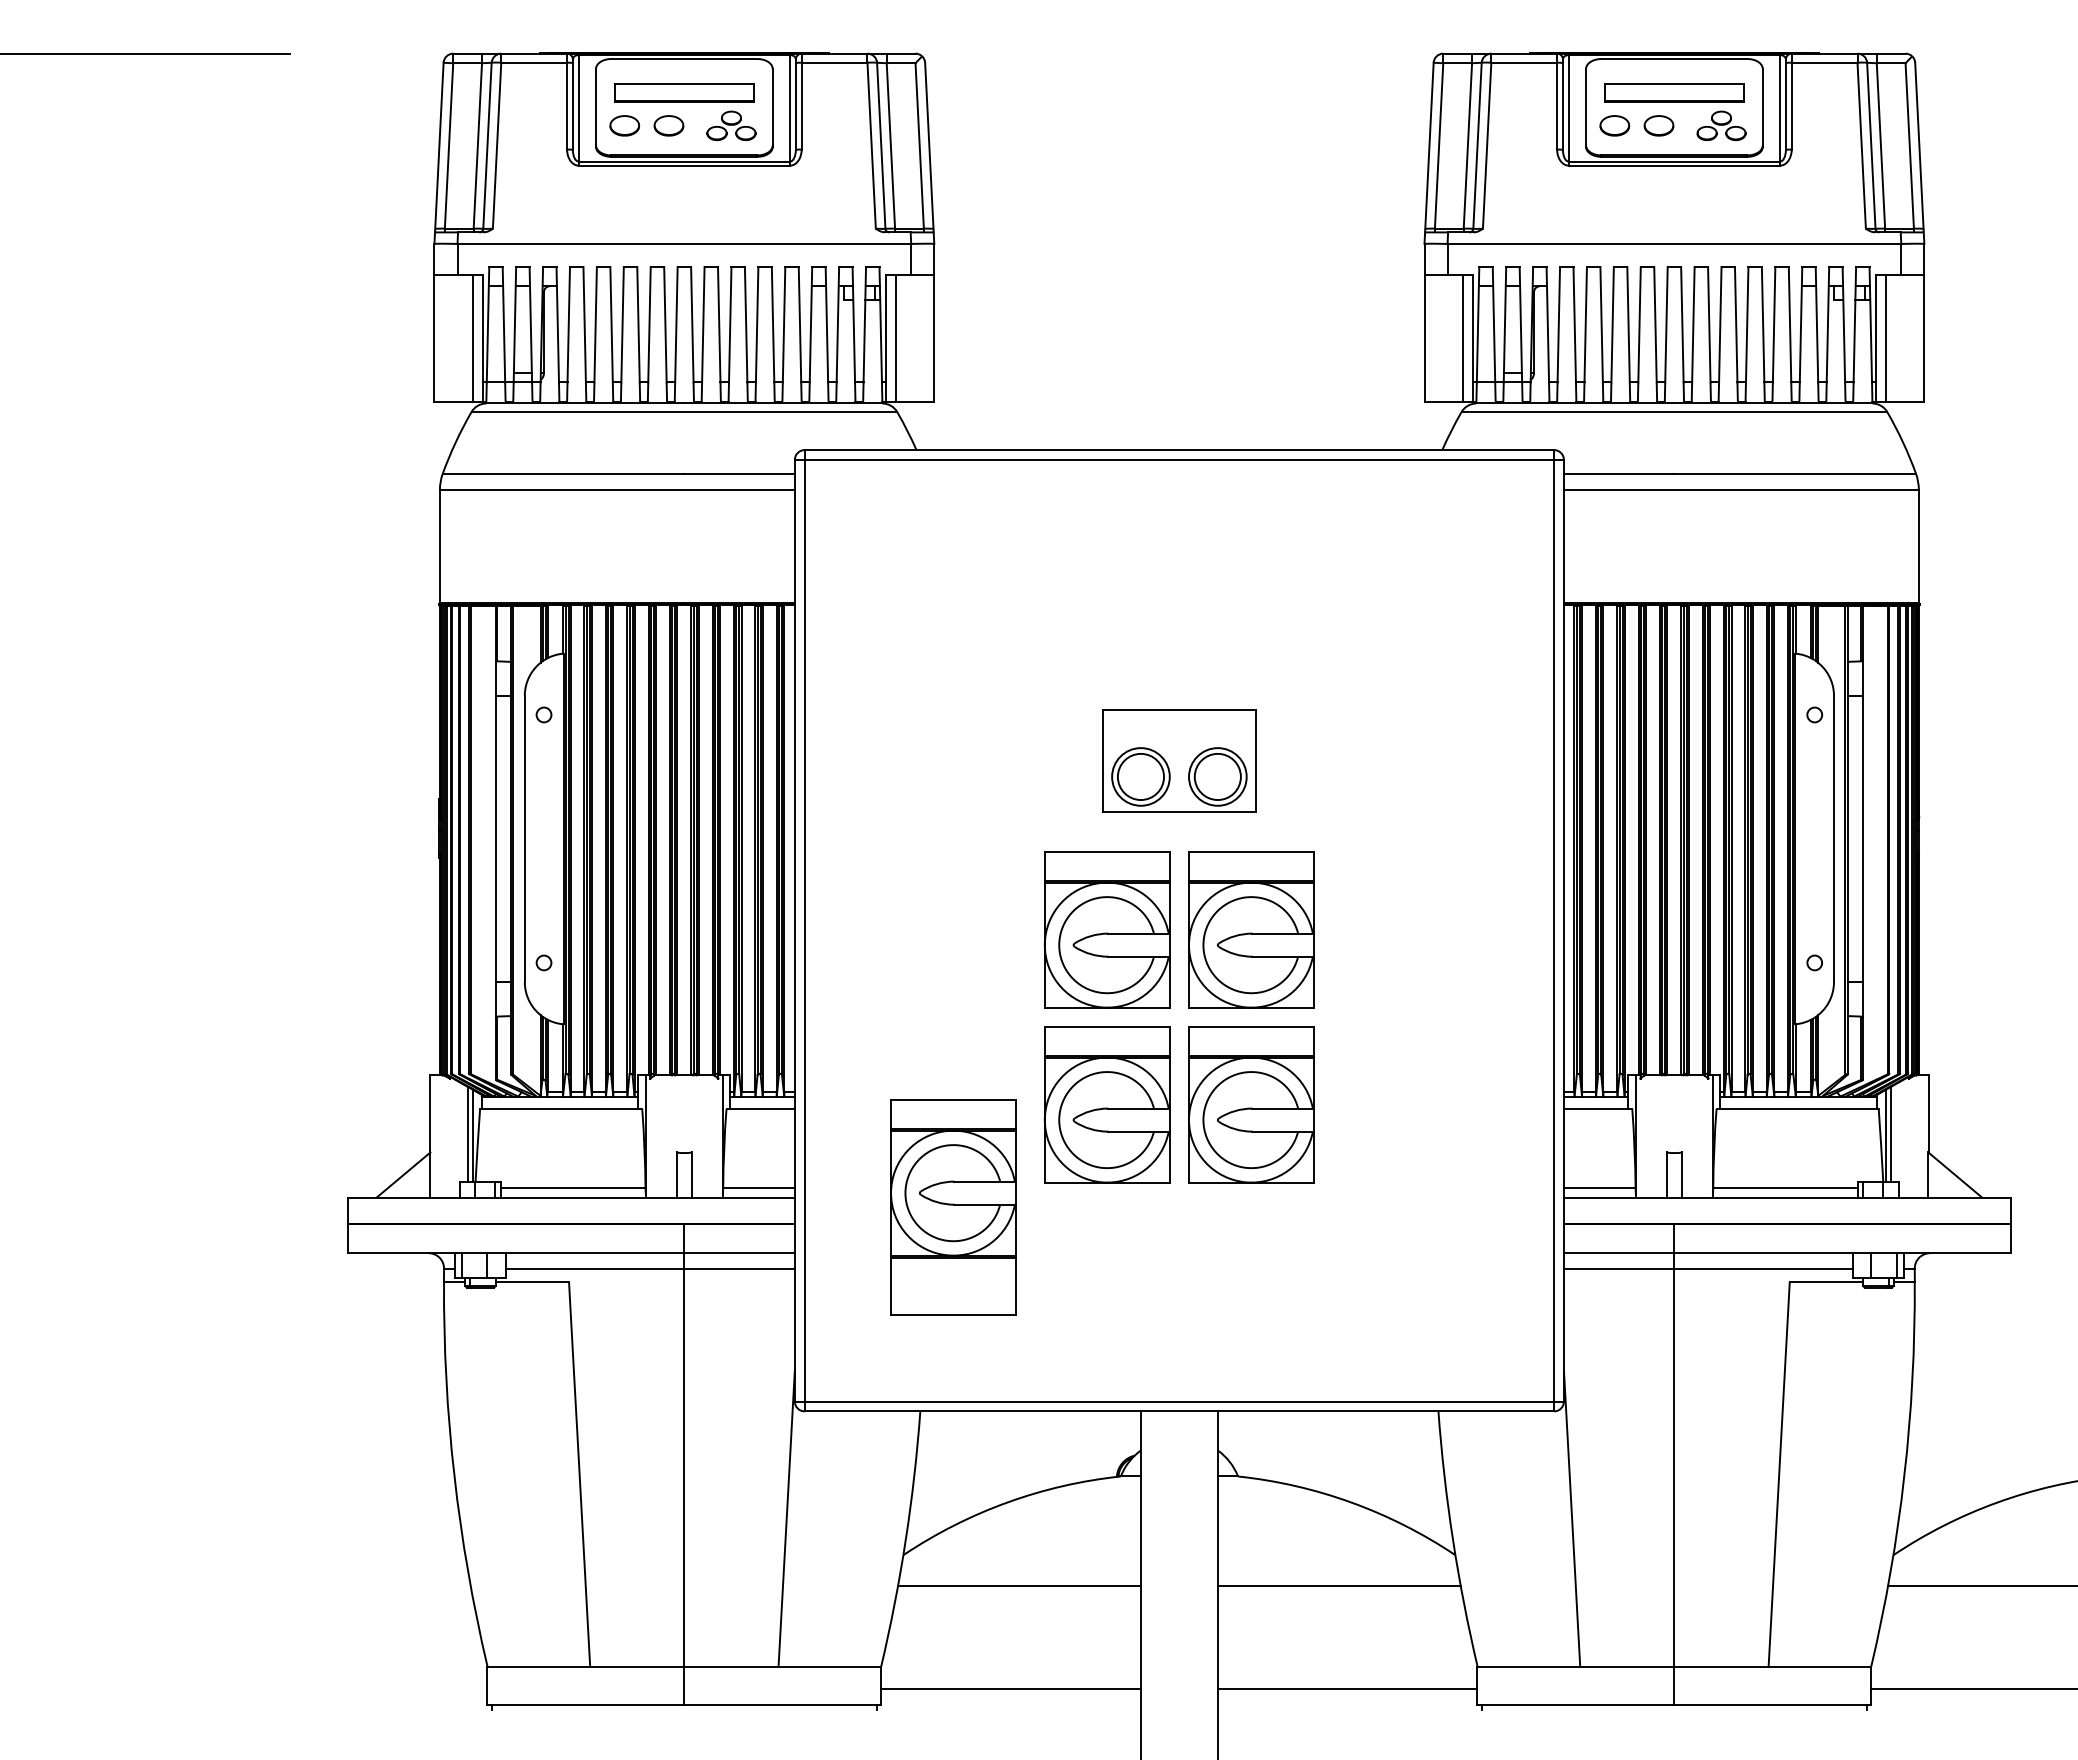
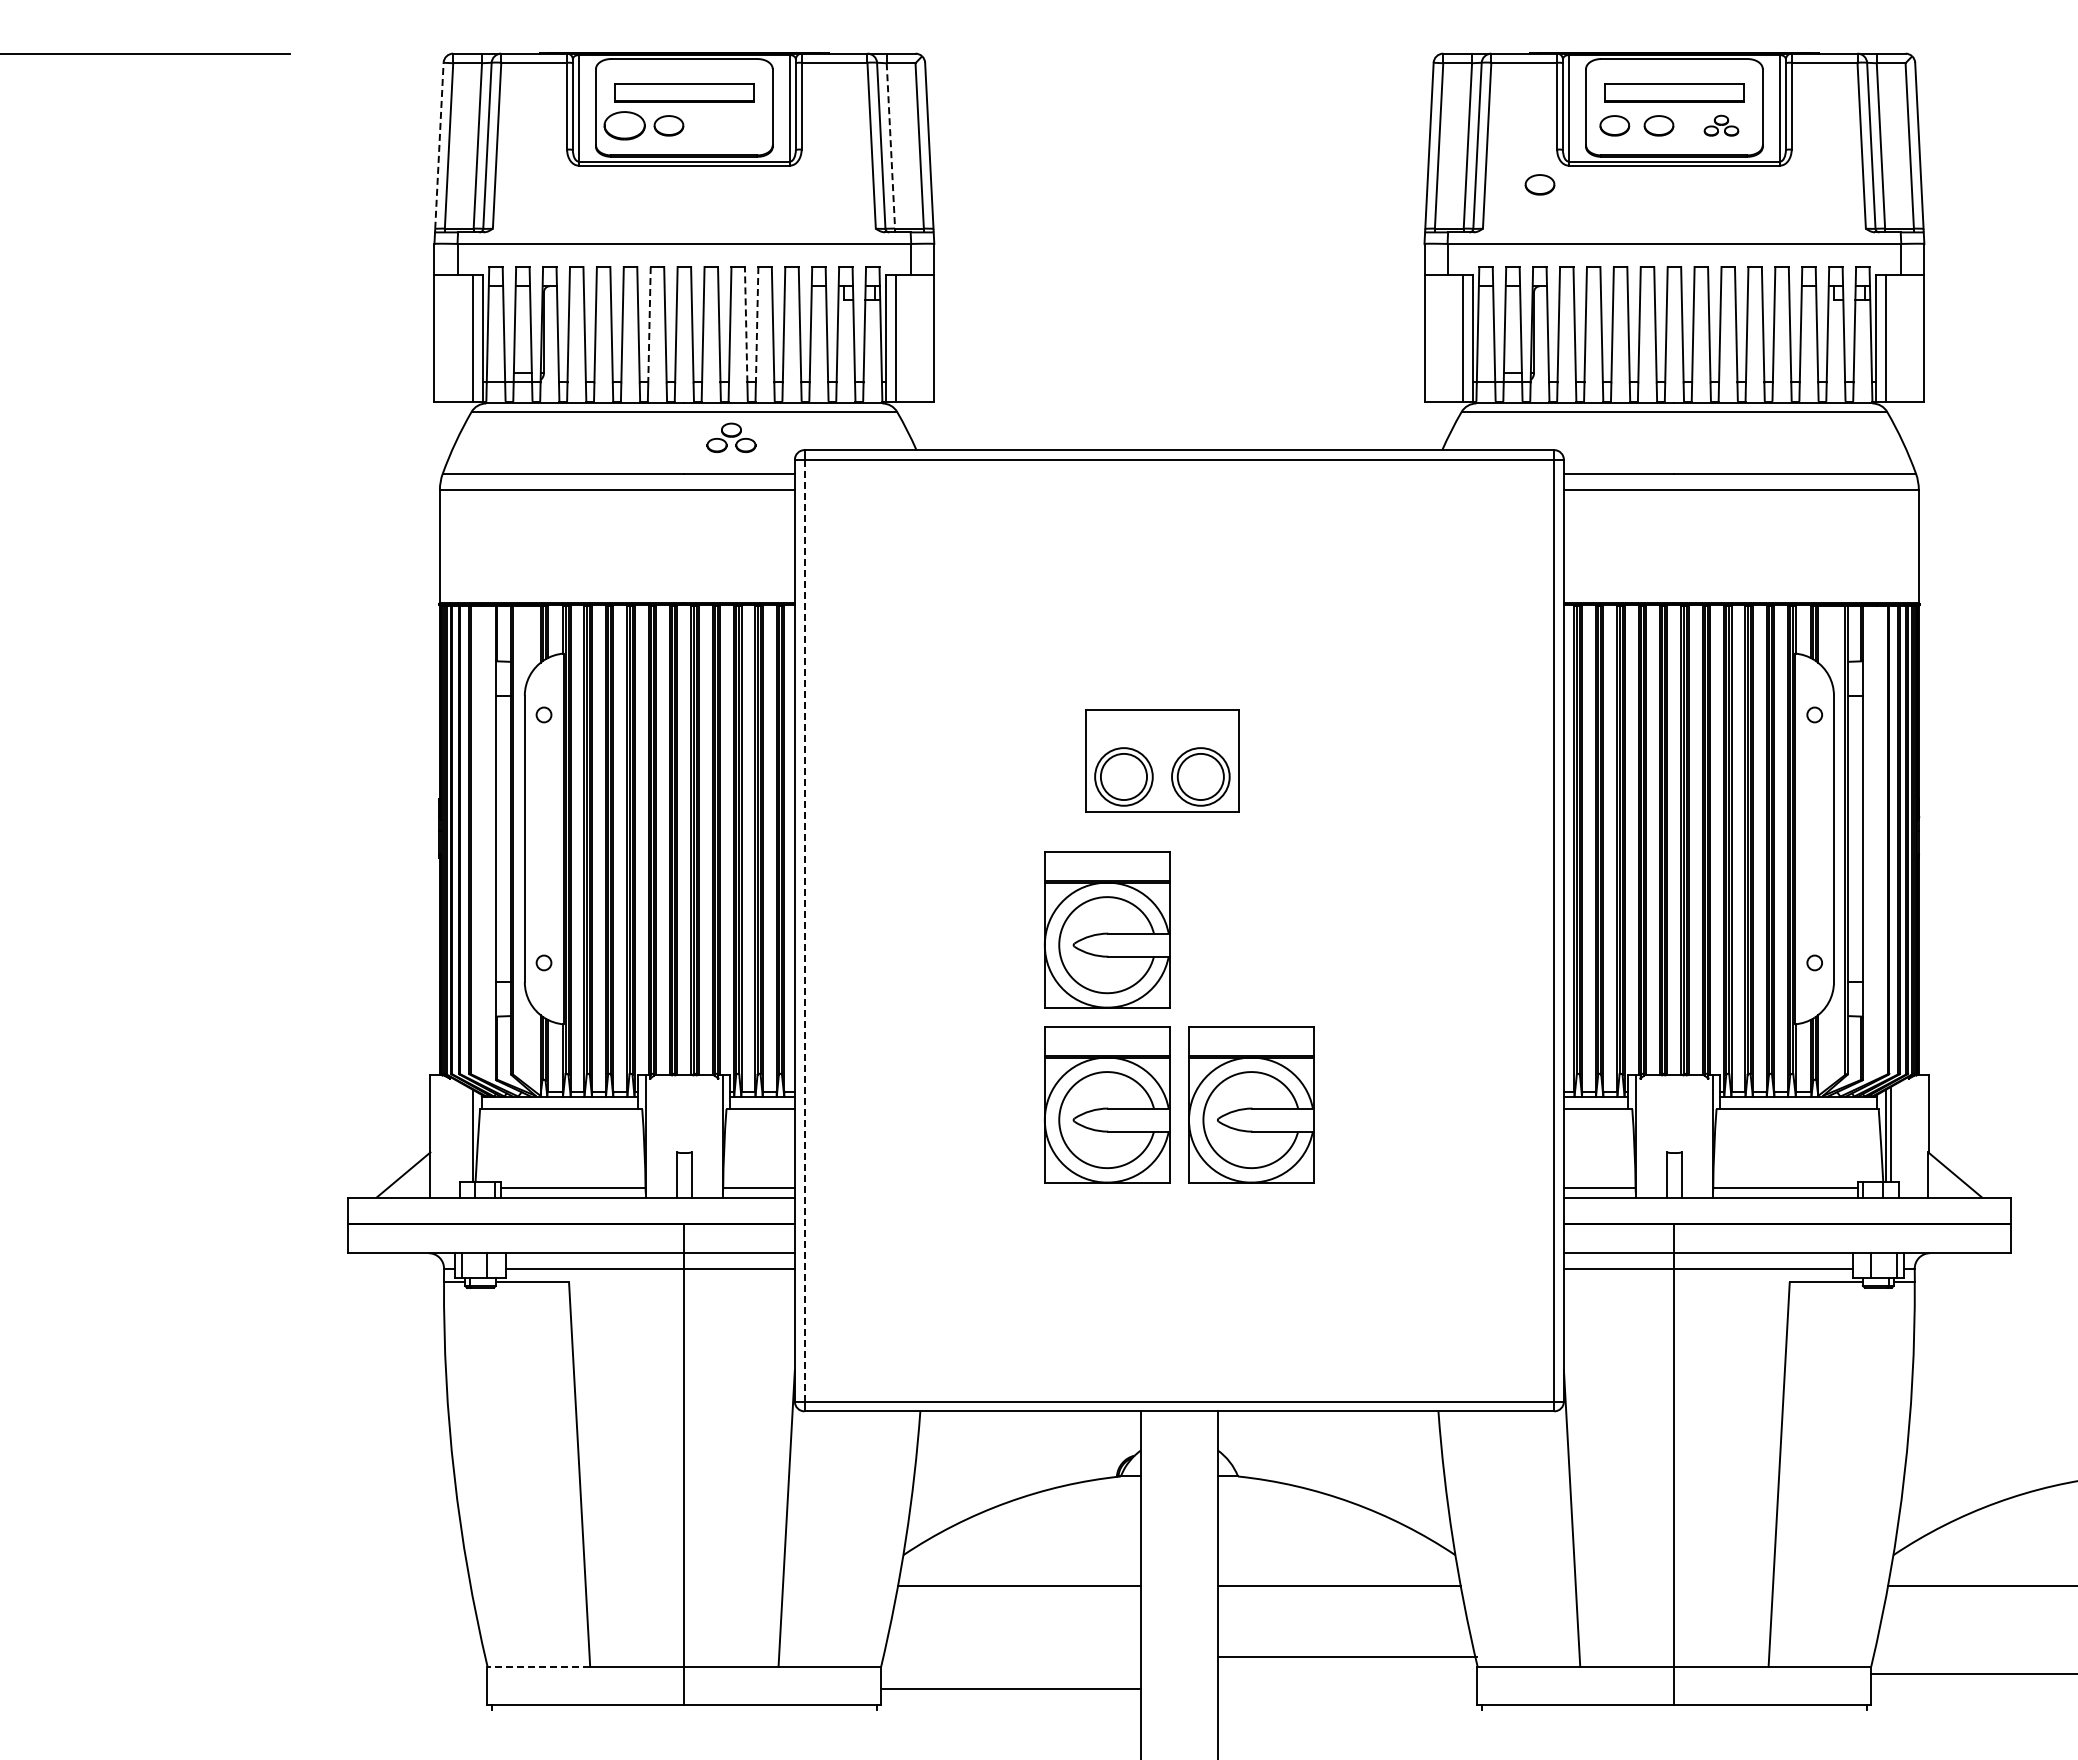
part size: 32x22 px -> 43x30 px (624, 125)
part position: (731, 125) -> (731, 437) (731, 437)
part size: 51x31 px -> 37x23 px (1721, 125)
line: solid -> dashed (439, 145)
line: solid -> dashed (890, 145)
part: none -> present (1539, 184)
line: solid -> dashed (649, 324)
line: solid -> dashed (746, 324)
line: solid -> dashed (757, 324)
part position: (1179, 760) -> (1162, 760) (1162, 760)
part: present -> none (1251, 929)
line: solid -> dashed (804, 930)
line: present -> none (468, 1134)
part: present -> none (953, 1207)
line: solid -> dashed (538, 1666)
line position: (1347, 1689) -> (1347, 1657) (1347, 1657)
line position: (1972, 1689) -> (1972, 1674) (1972, 1674)
